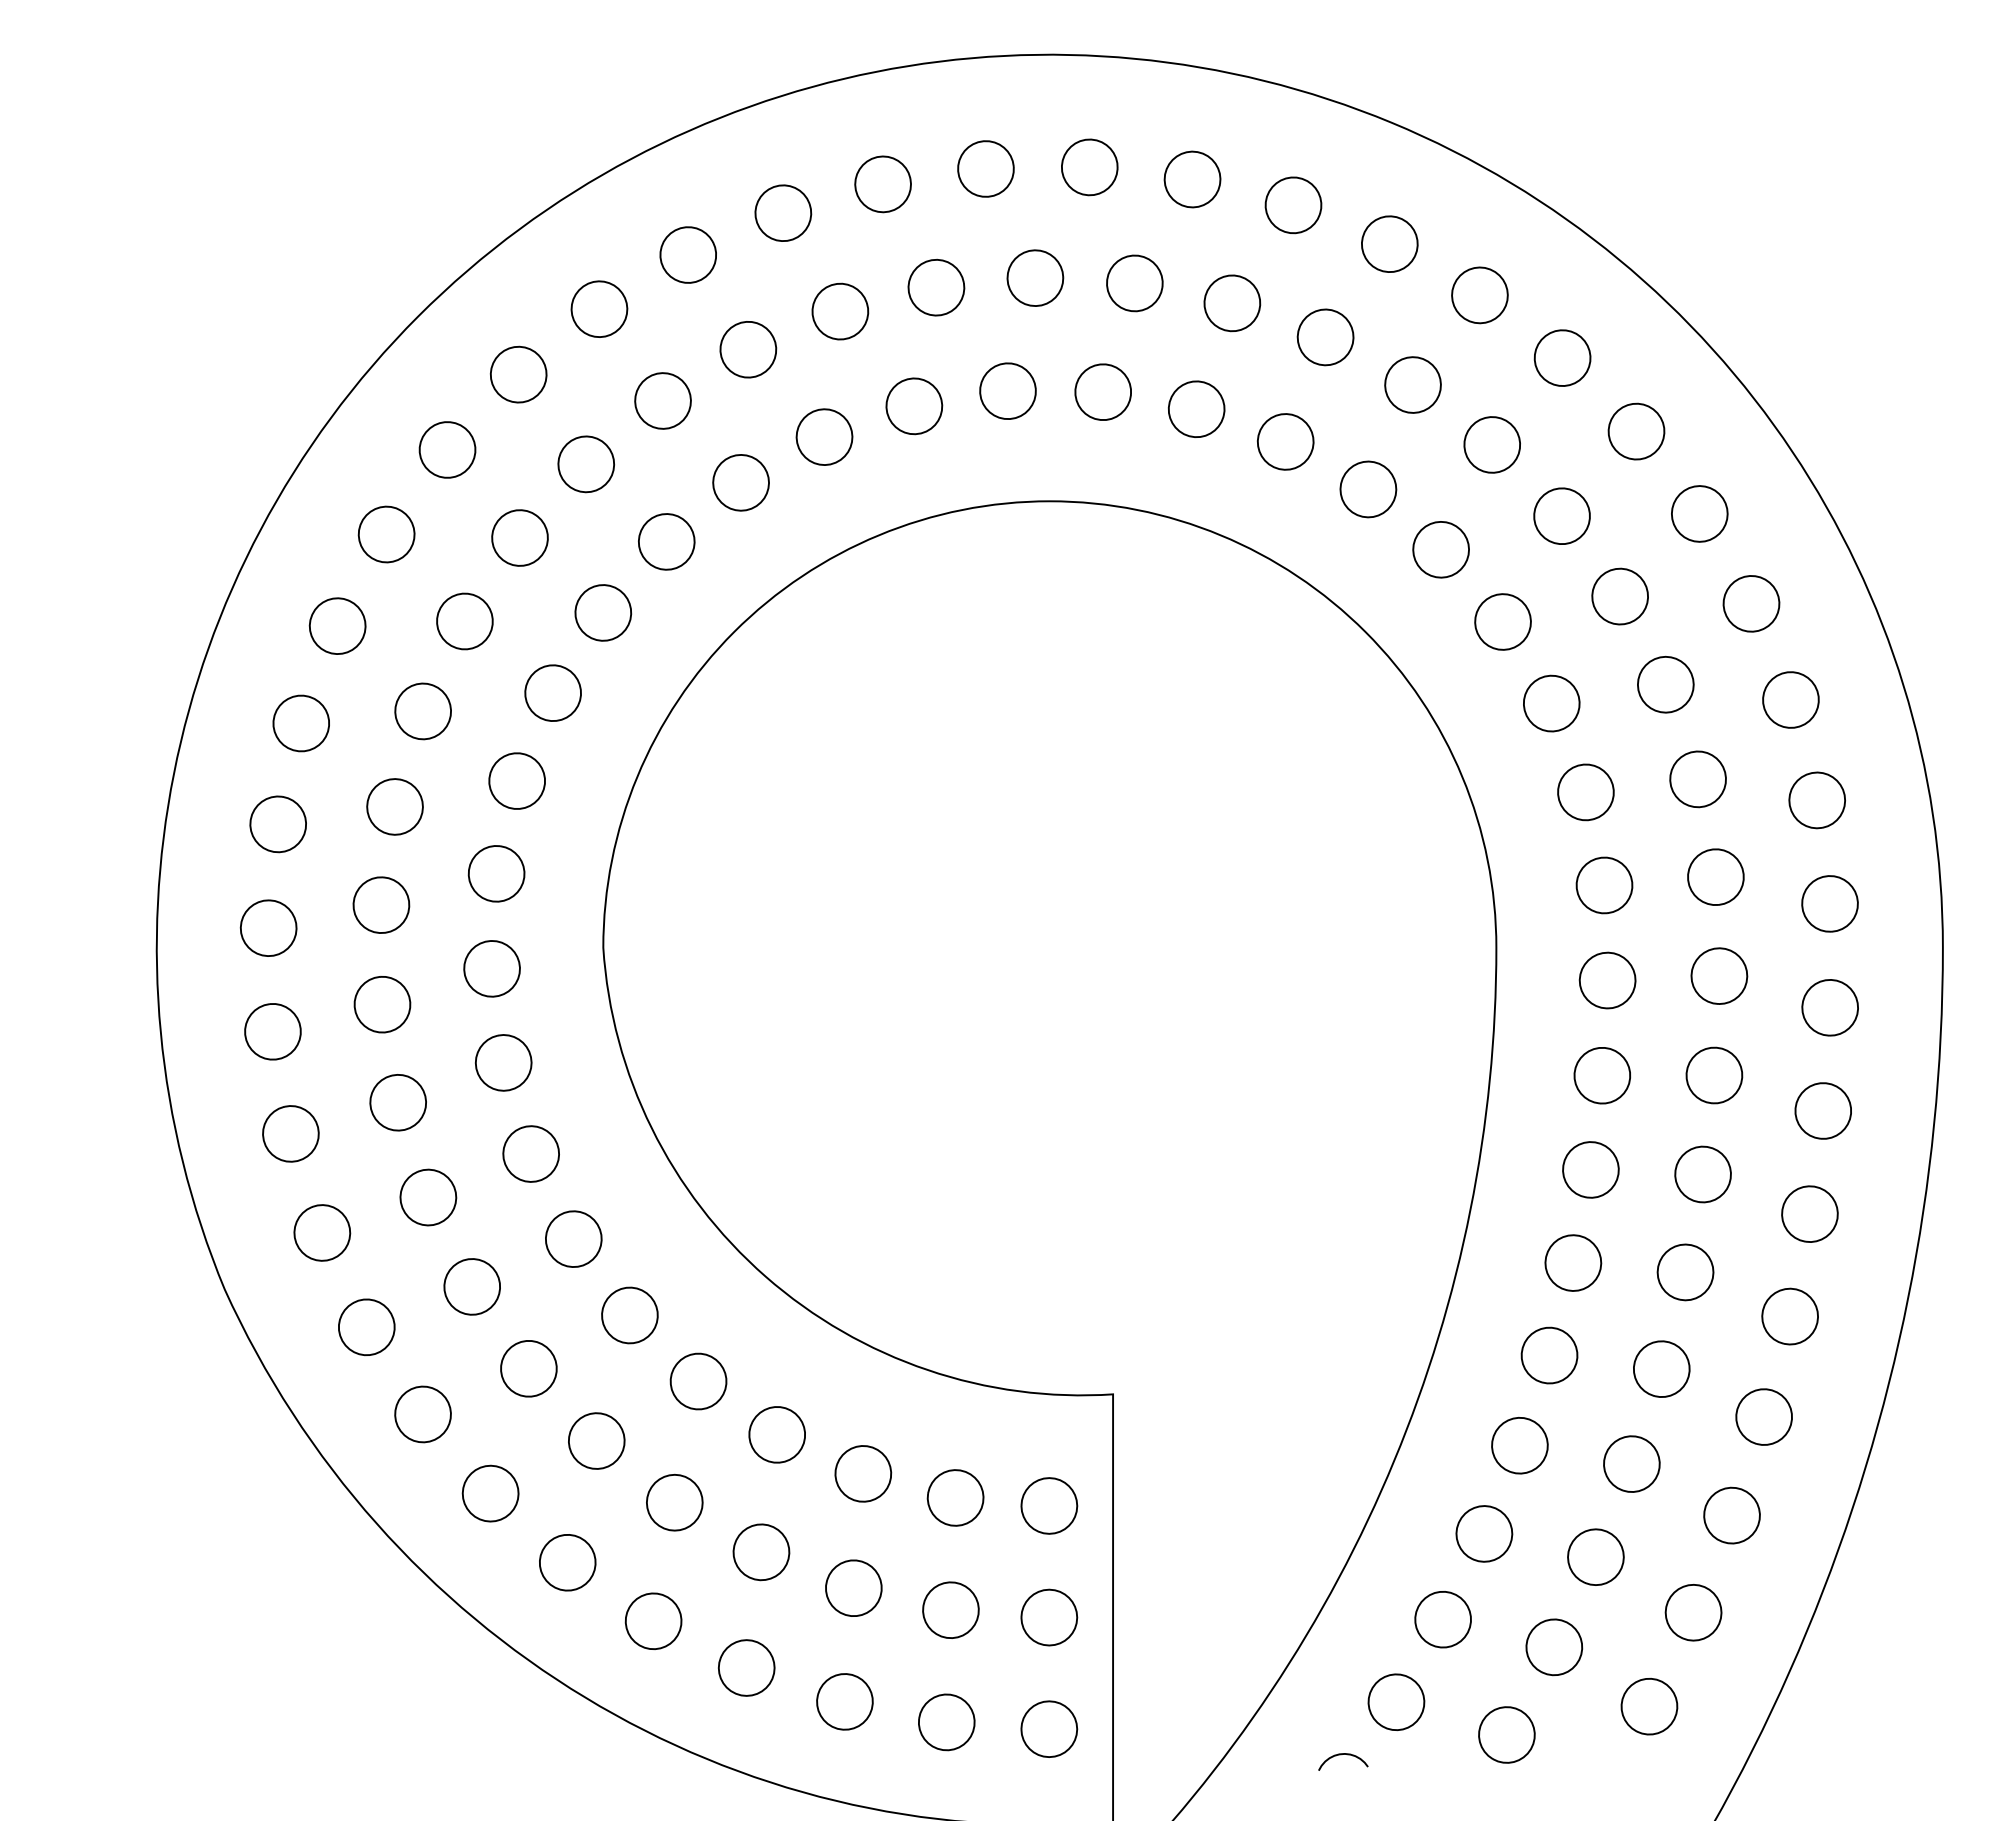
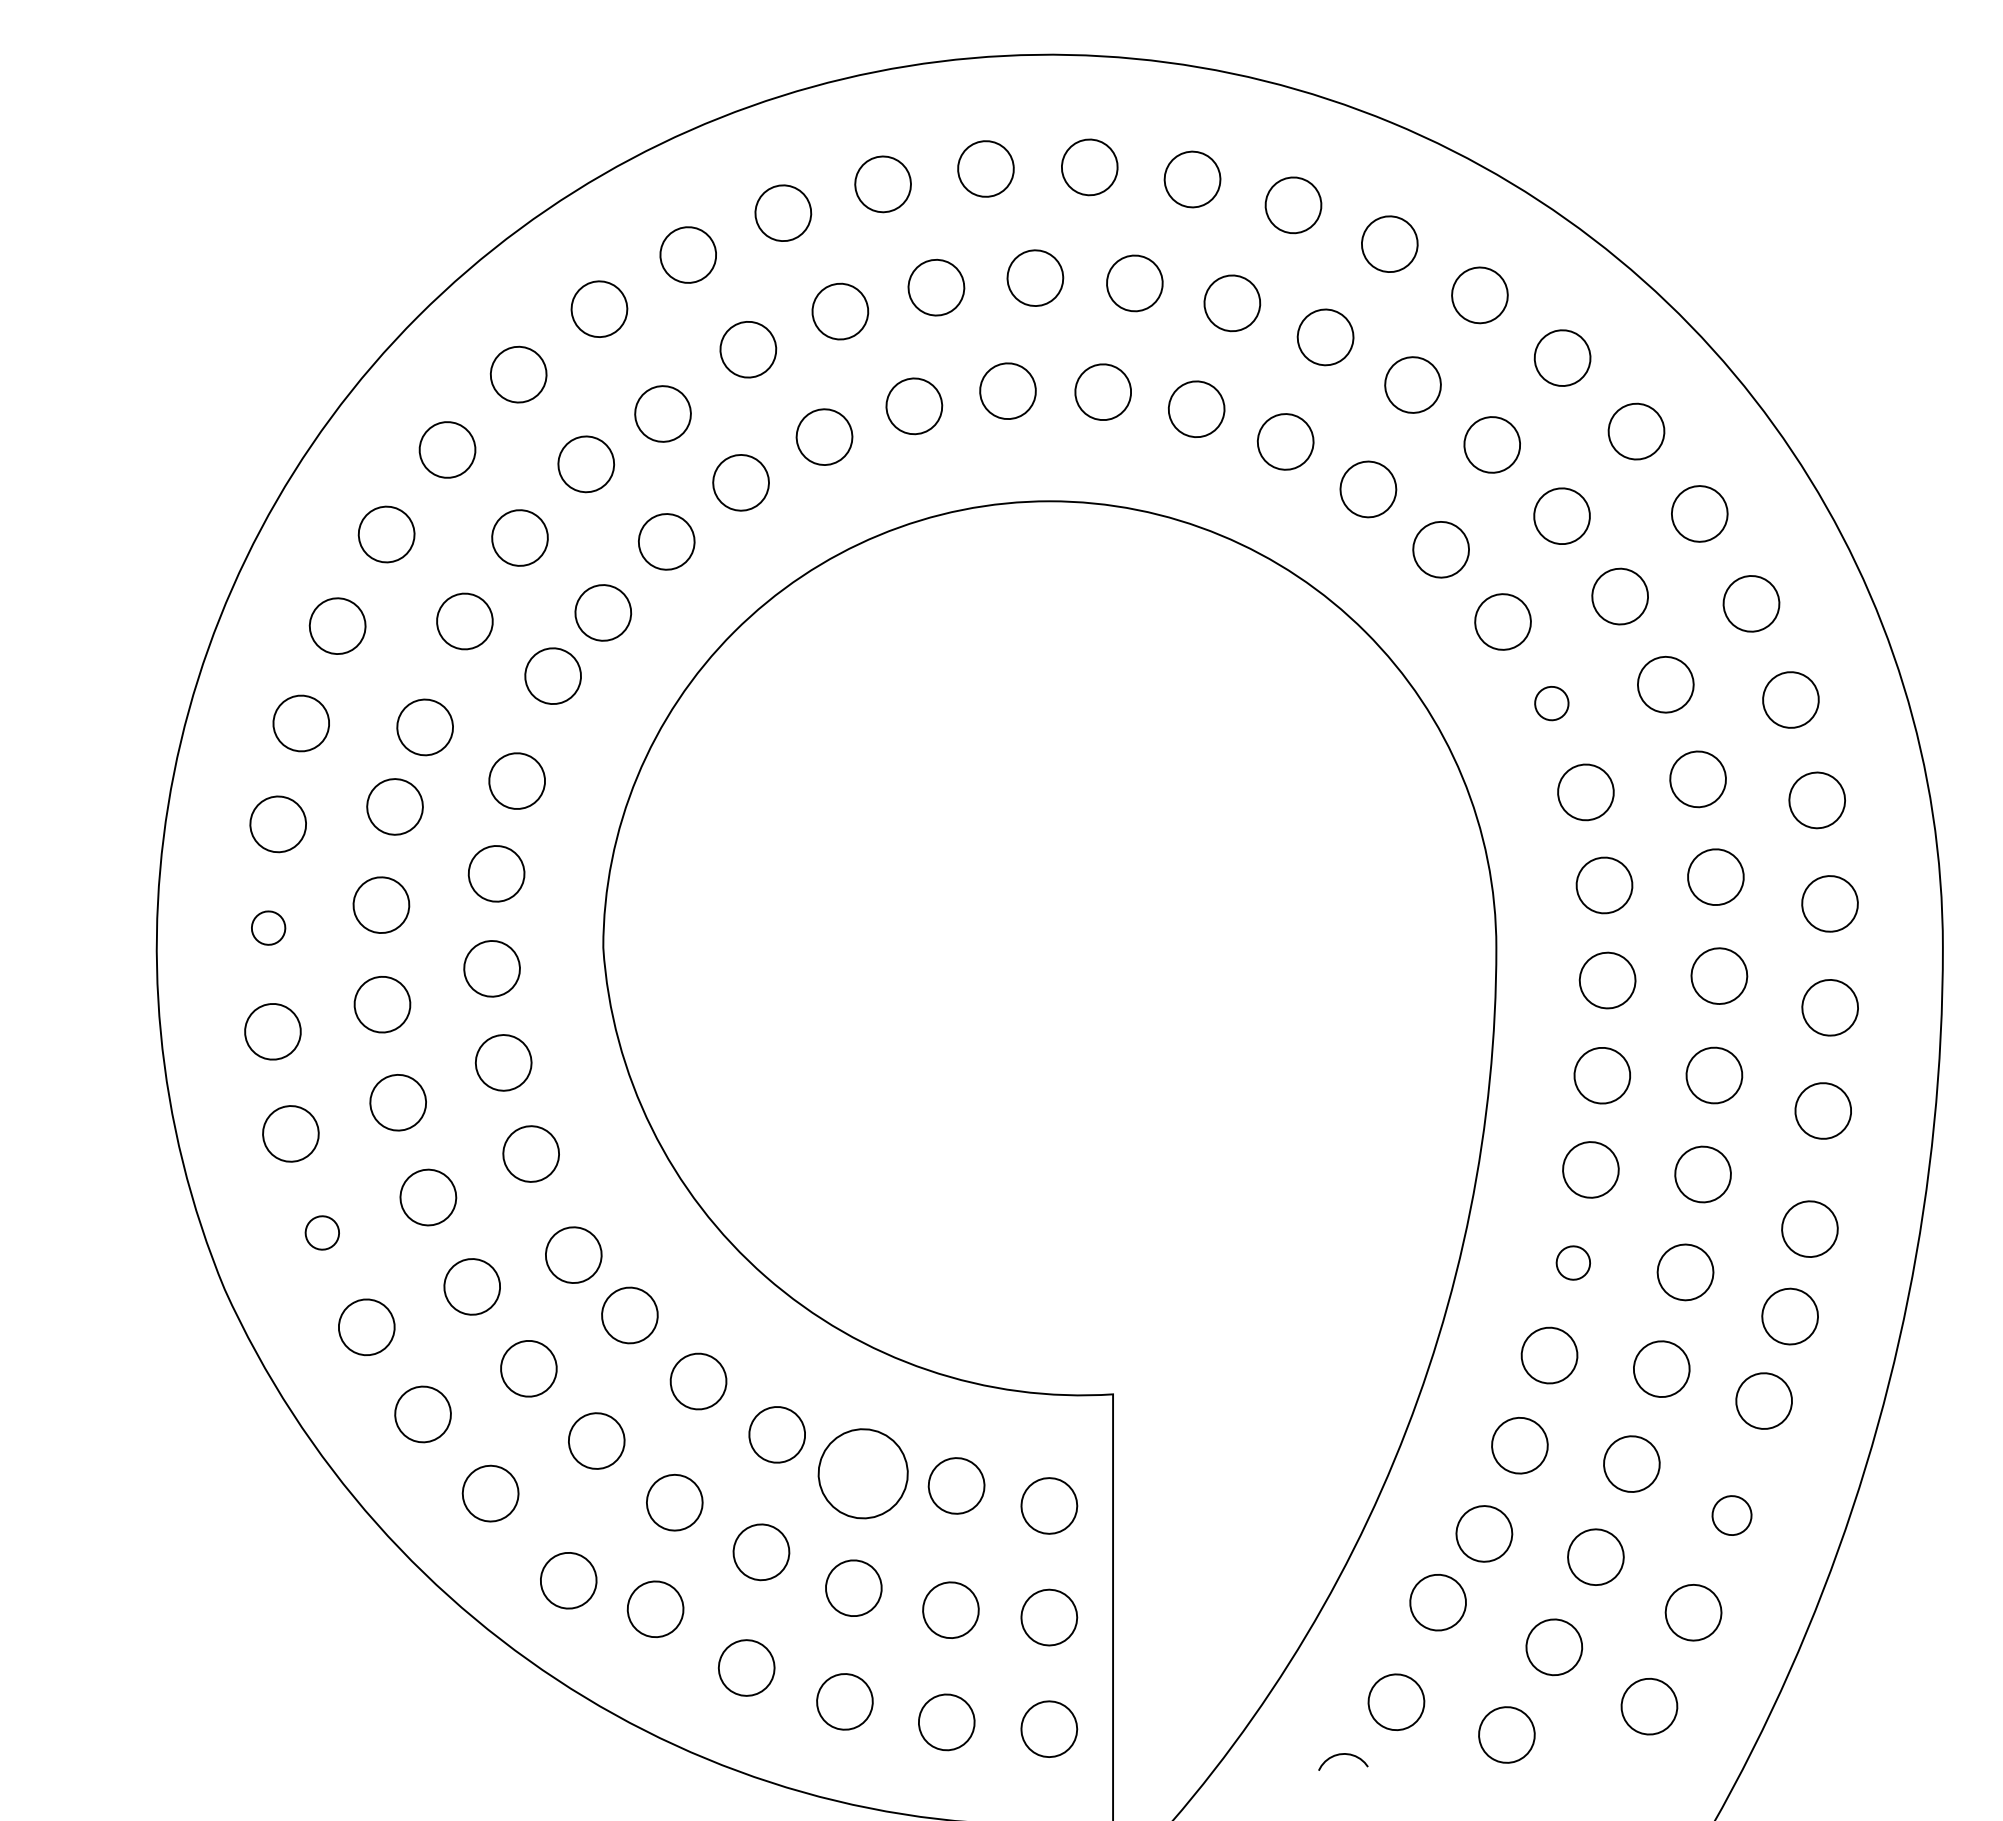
part position: (662, 400) -> (662, 413) (662, 413)
part position: (552, 692) -> (552, 675) (552, 675)
part size: 58x59 px -> 36x36 px (1551, 703)
part position: (422, 711) -> (424, 727) (424, 727)
part size: 59x58 px -> 36x36 px (268, 927)
part position: (1809, 1213) -> (1809, 1228) (1809, 1228)
part size: 59x58 px -> 36x36 px (321, 1232)
part position: (573, 1238) -> (573, 1254) (573, 1254)
part size: 59x58 px -> 36x36 px (1572, 1262)
part position: (1763, 1416) -> (1763, 1400) (1763, 1400)
part size: 59x58 px -> 92x92 px (862, 1473)
part position: (955, 1497) -> (956, 1485) (956, 1485)
part size: 58x59 px -> 42x41 px (1731, 1515)
part position: (567, 1562) -> (568, 1580) (568, 1580)
part position: (1442, 1619) -> (1437, 1602) (1437, 1602)
part position: (653, 1620) -> (655, 1608) (655, 1608)
